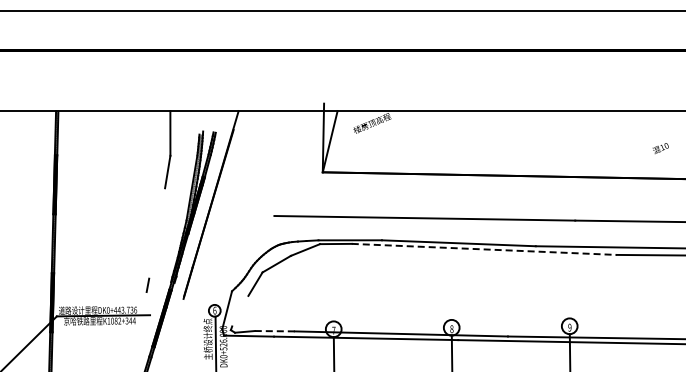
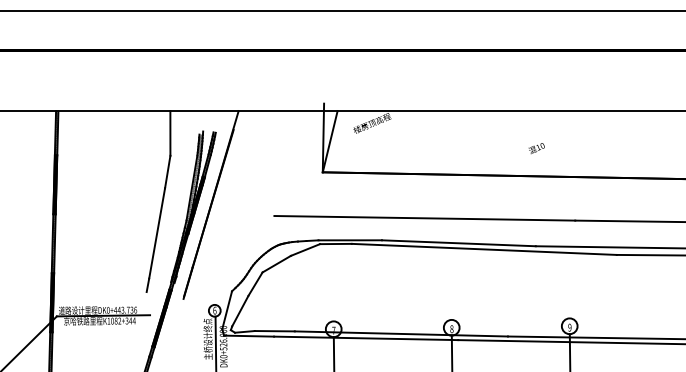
text position: (660, 148) -> (536, 148) (536, 148)
line: none -> present (157, 233)
line: dashed -> solid (484, 249)
line: none -> present (240, 310)
line: dashed -> solid (274, 331)
